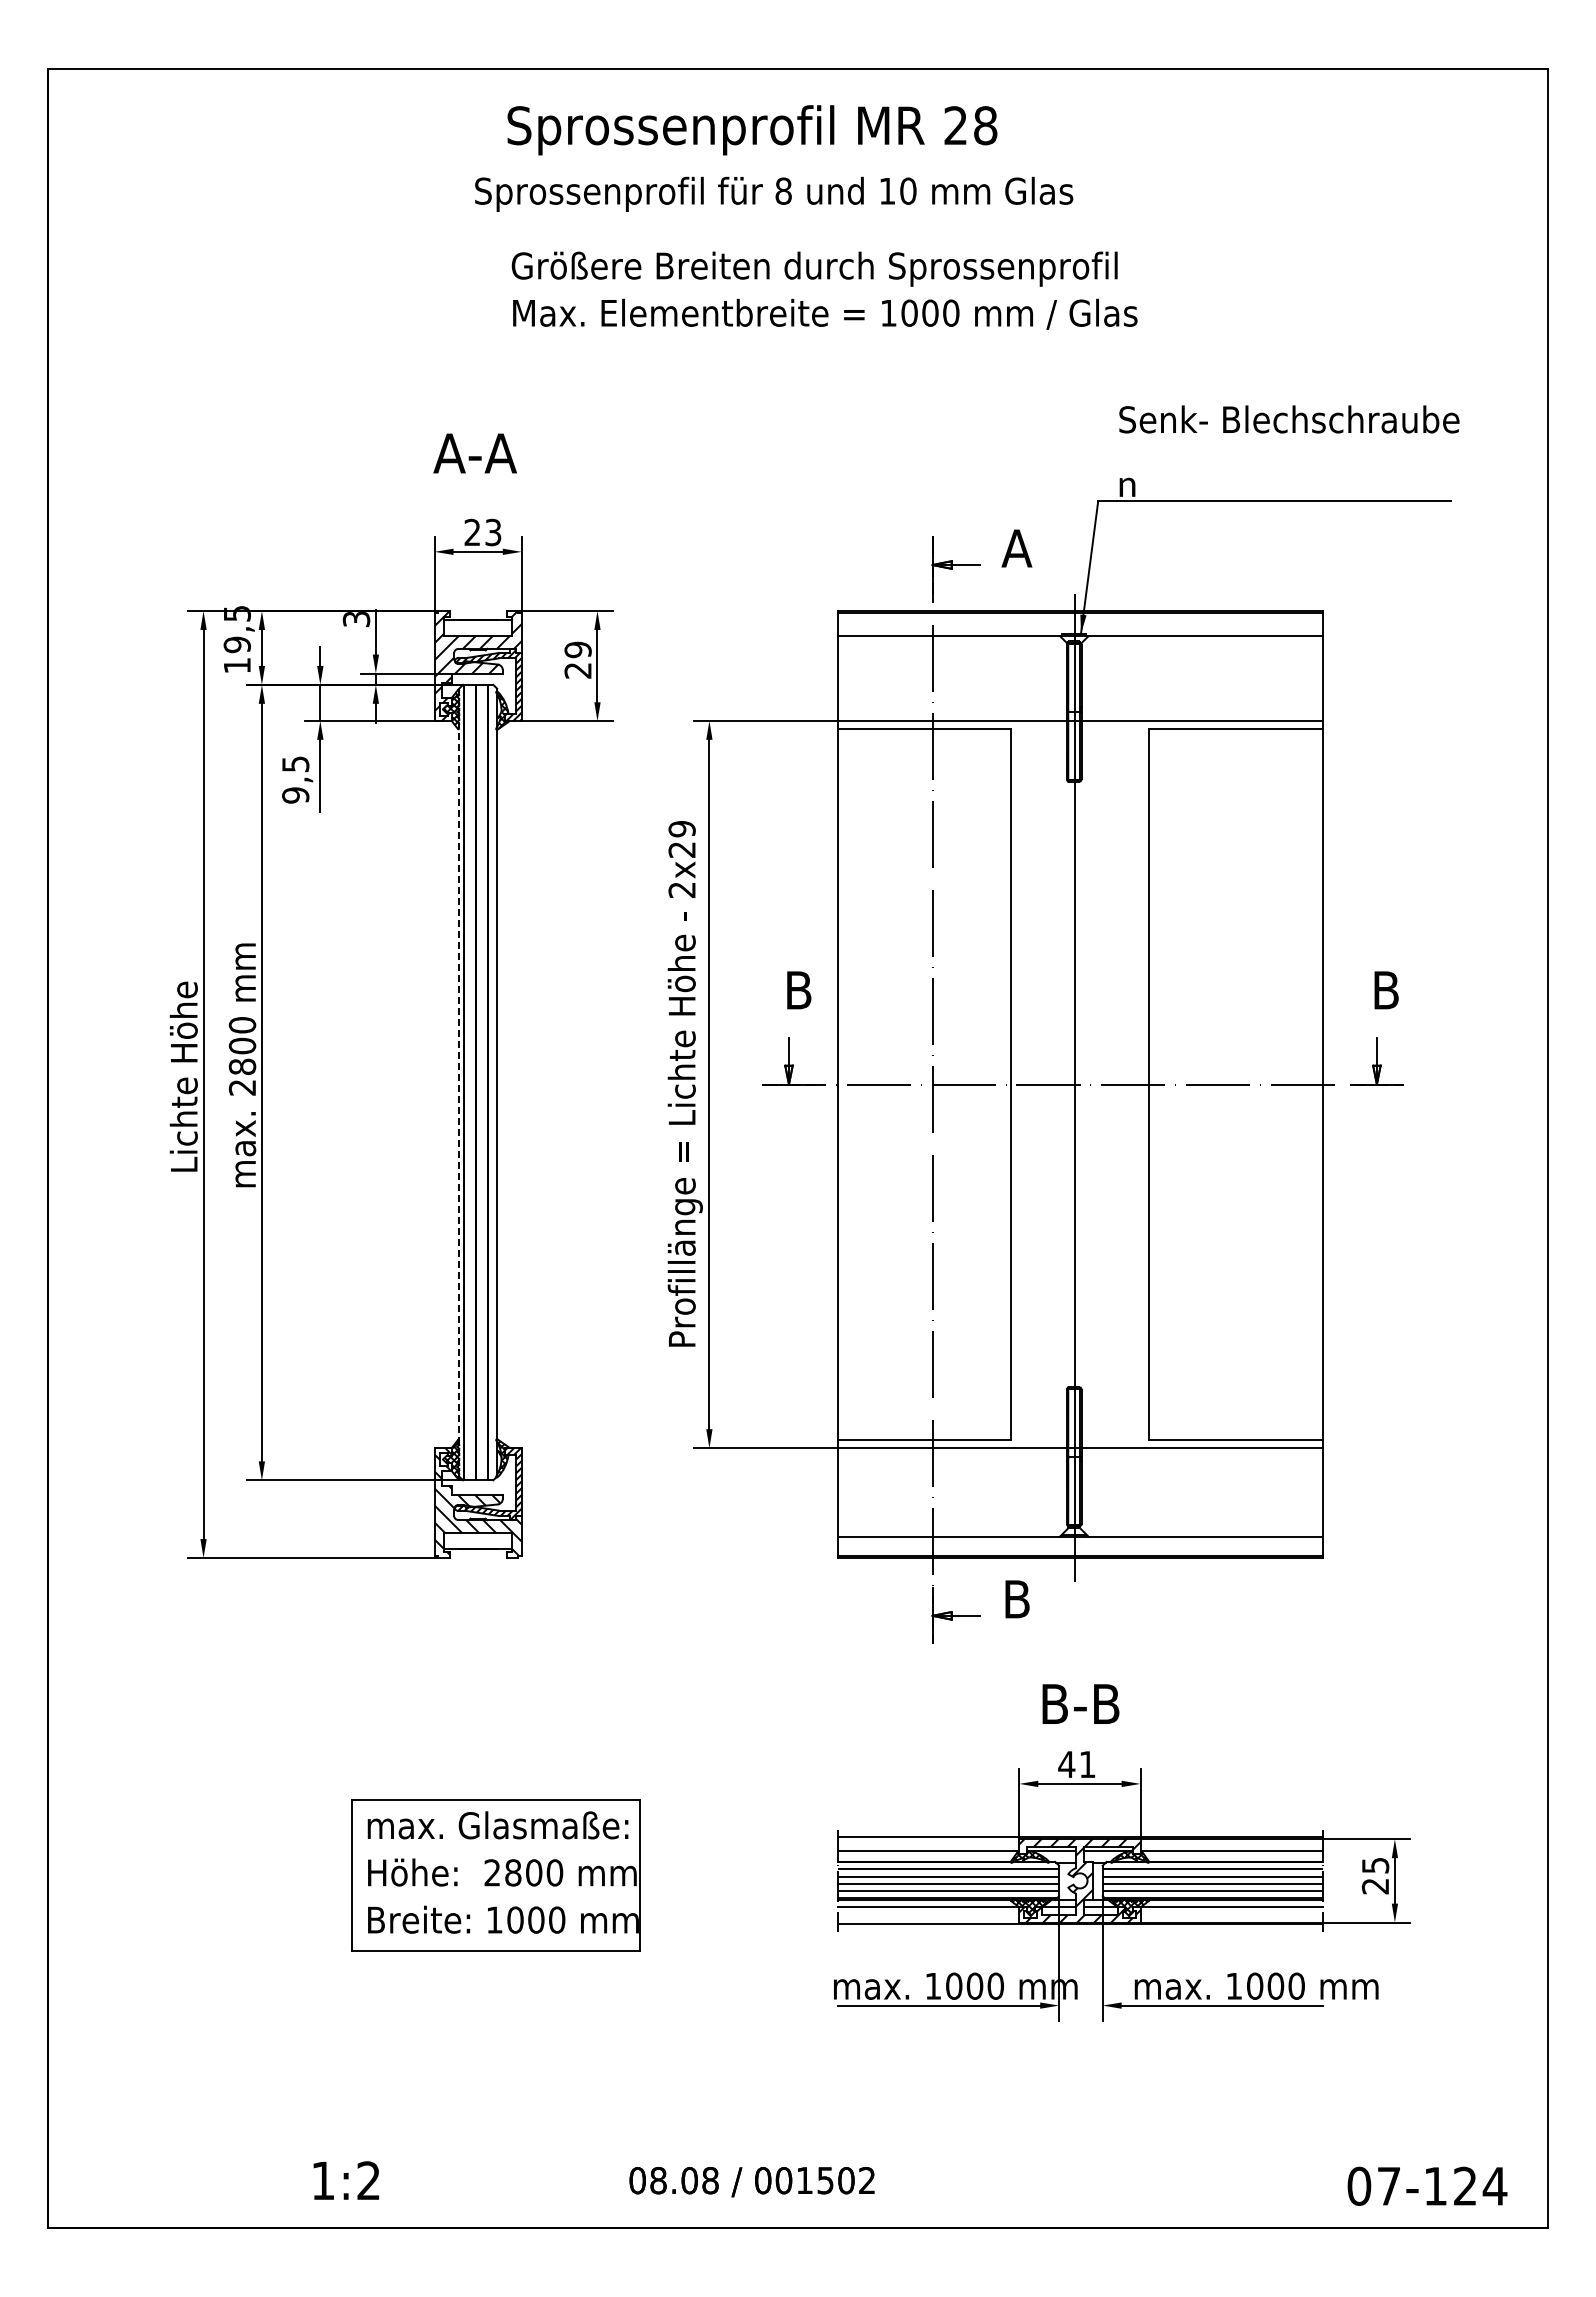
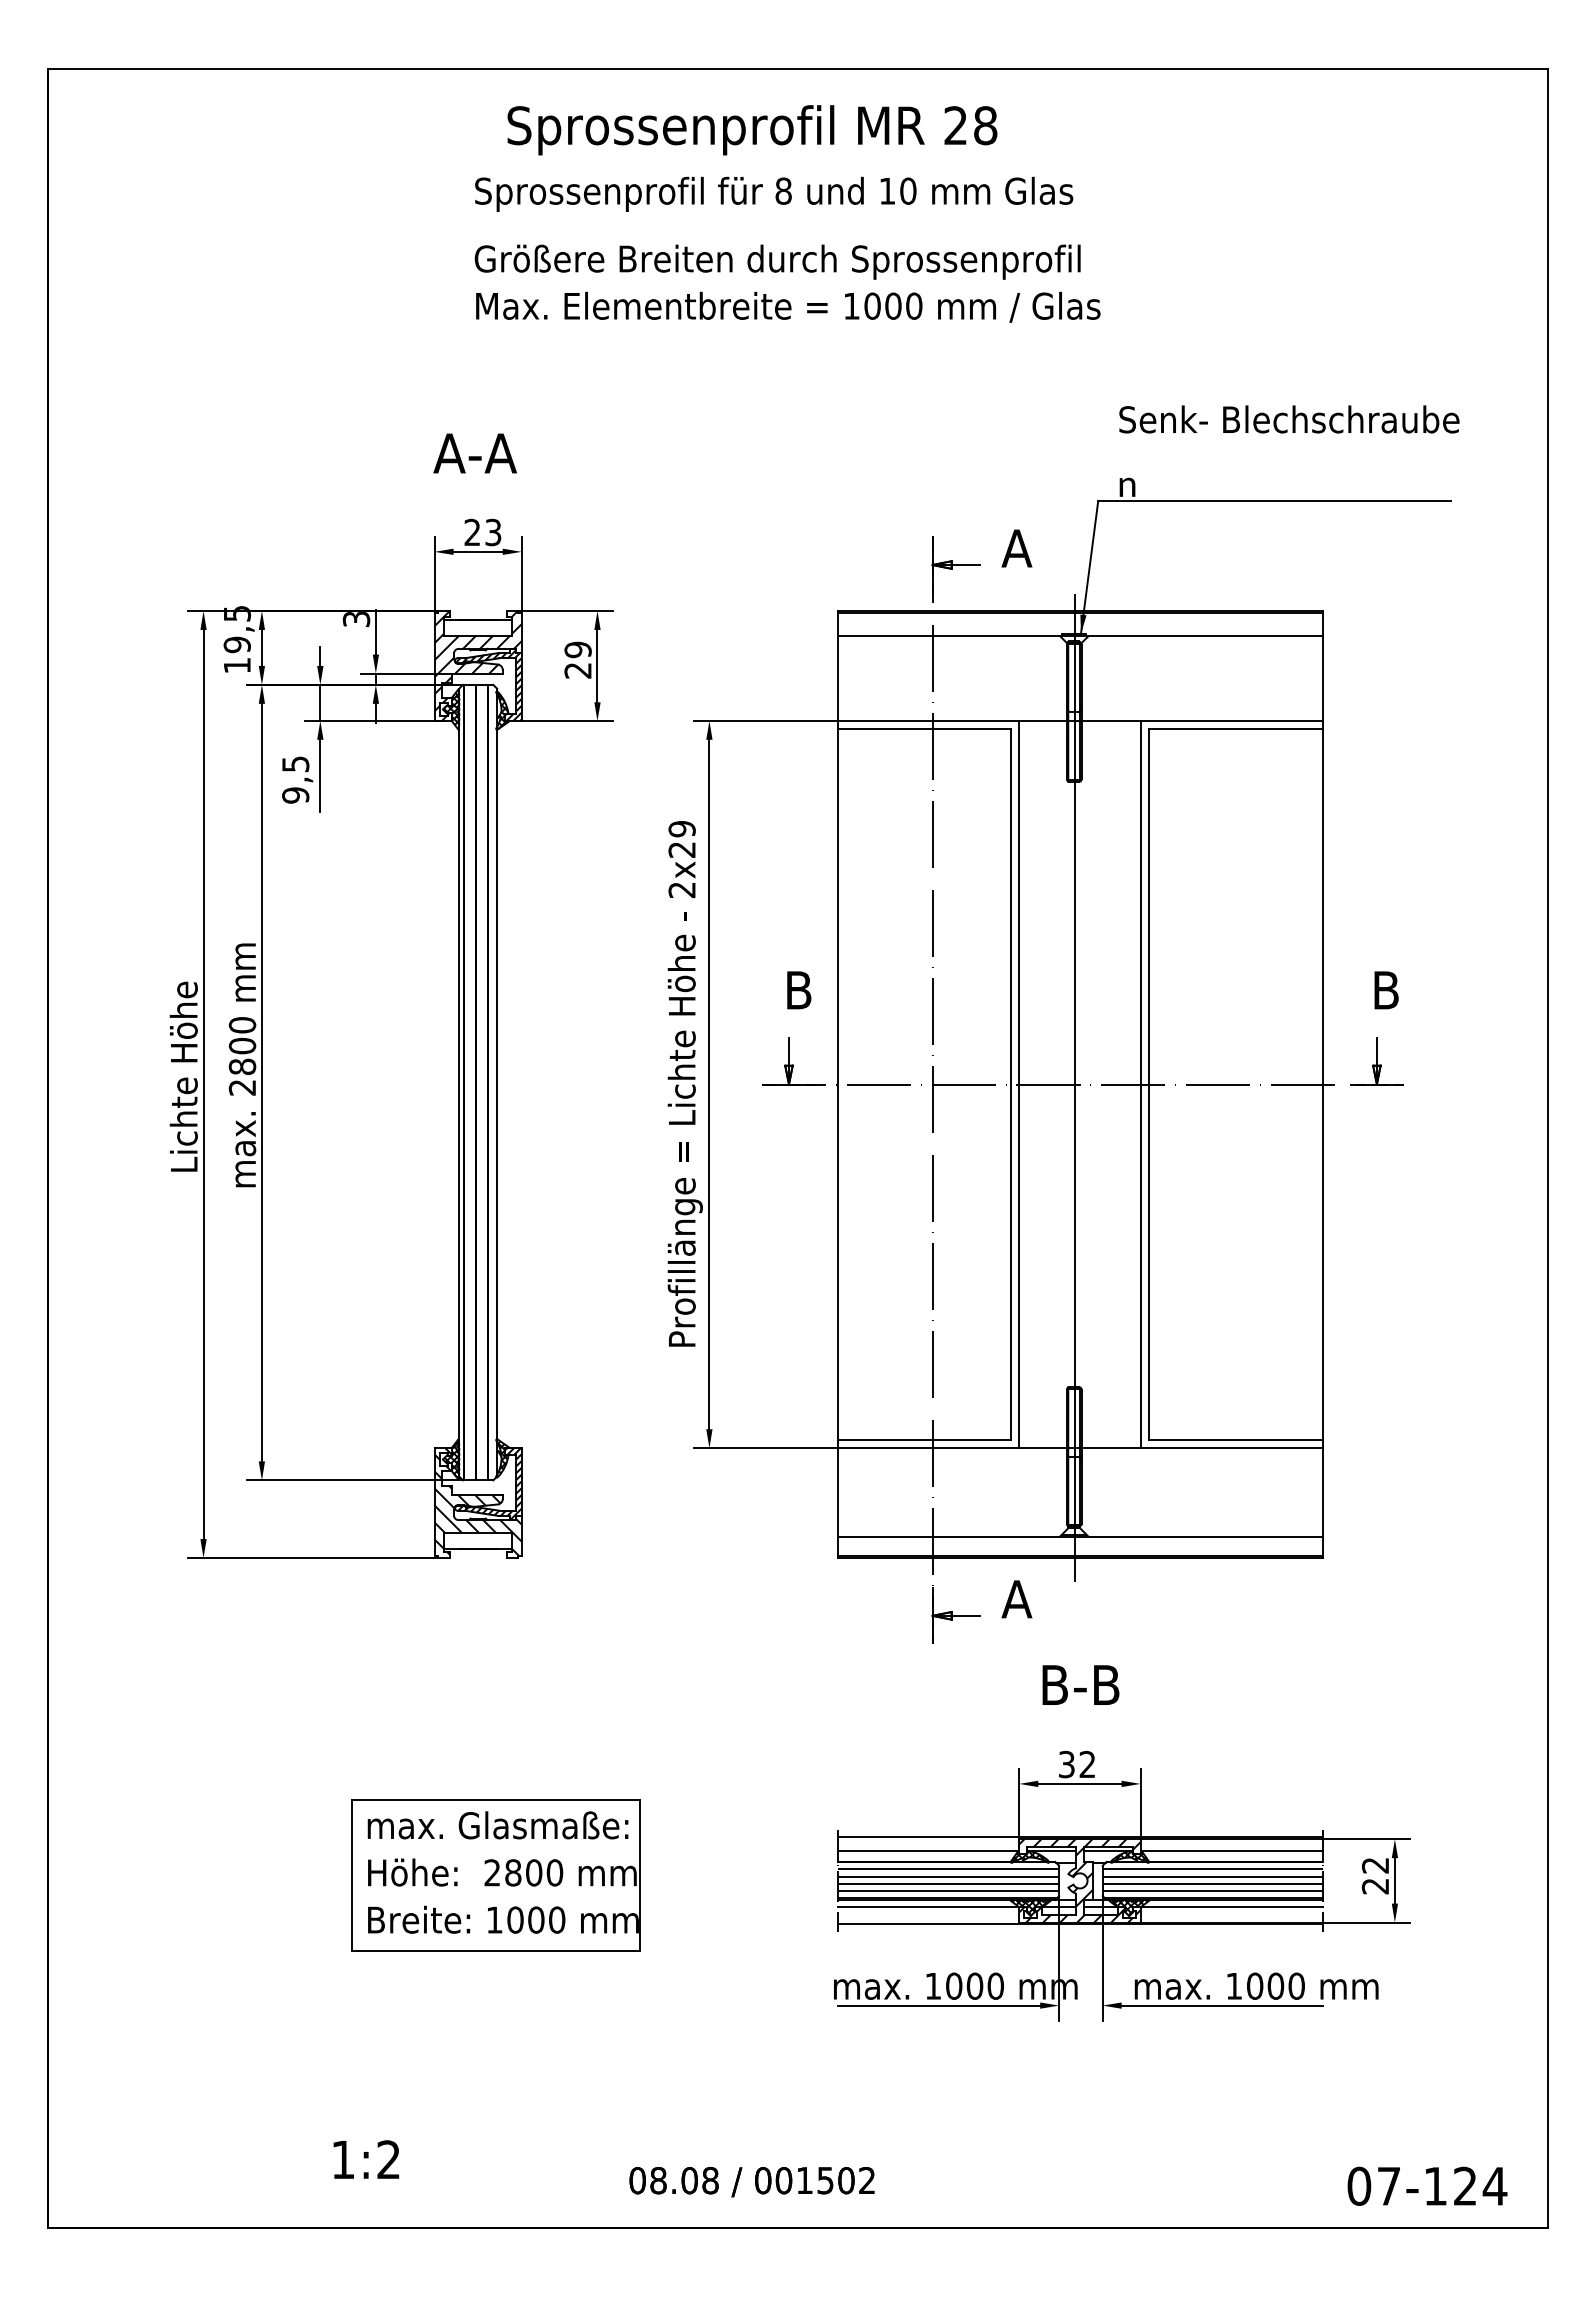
text position: (824, 290) -> (787, 283) (787, 283)
line: dashed -> solid (459, 1082)
line: none -> present (1019, 1084)
line: none -> present (1140, 1084)
text: B -> A (1016, 1599)
text position: (1080, 1703) -> (1080, 1684) (1080, 1684)
text: 41 -> 32 (1076, 1764)
text: 25 -> 22 (1375, 1865)
text position: (346, 2180) -> (366, 2159) (366, 2159)
